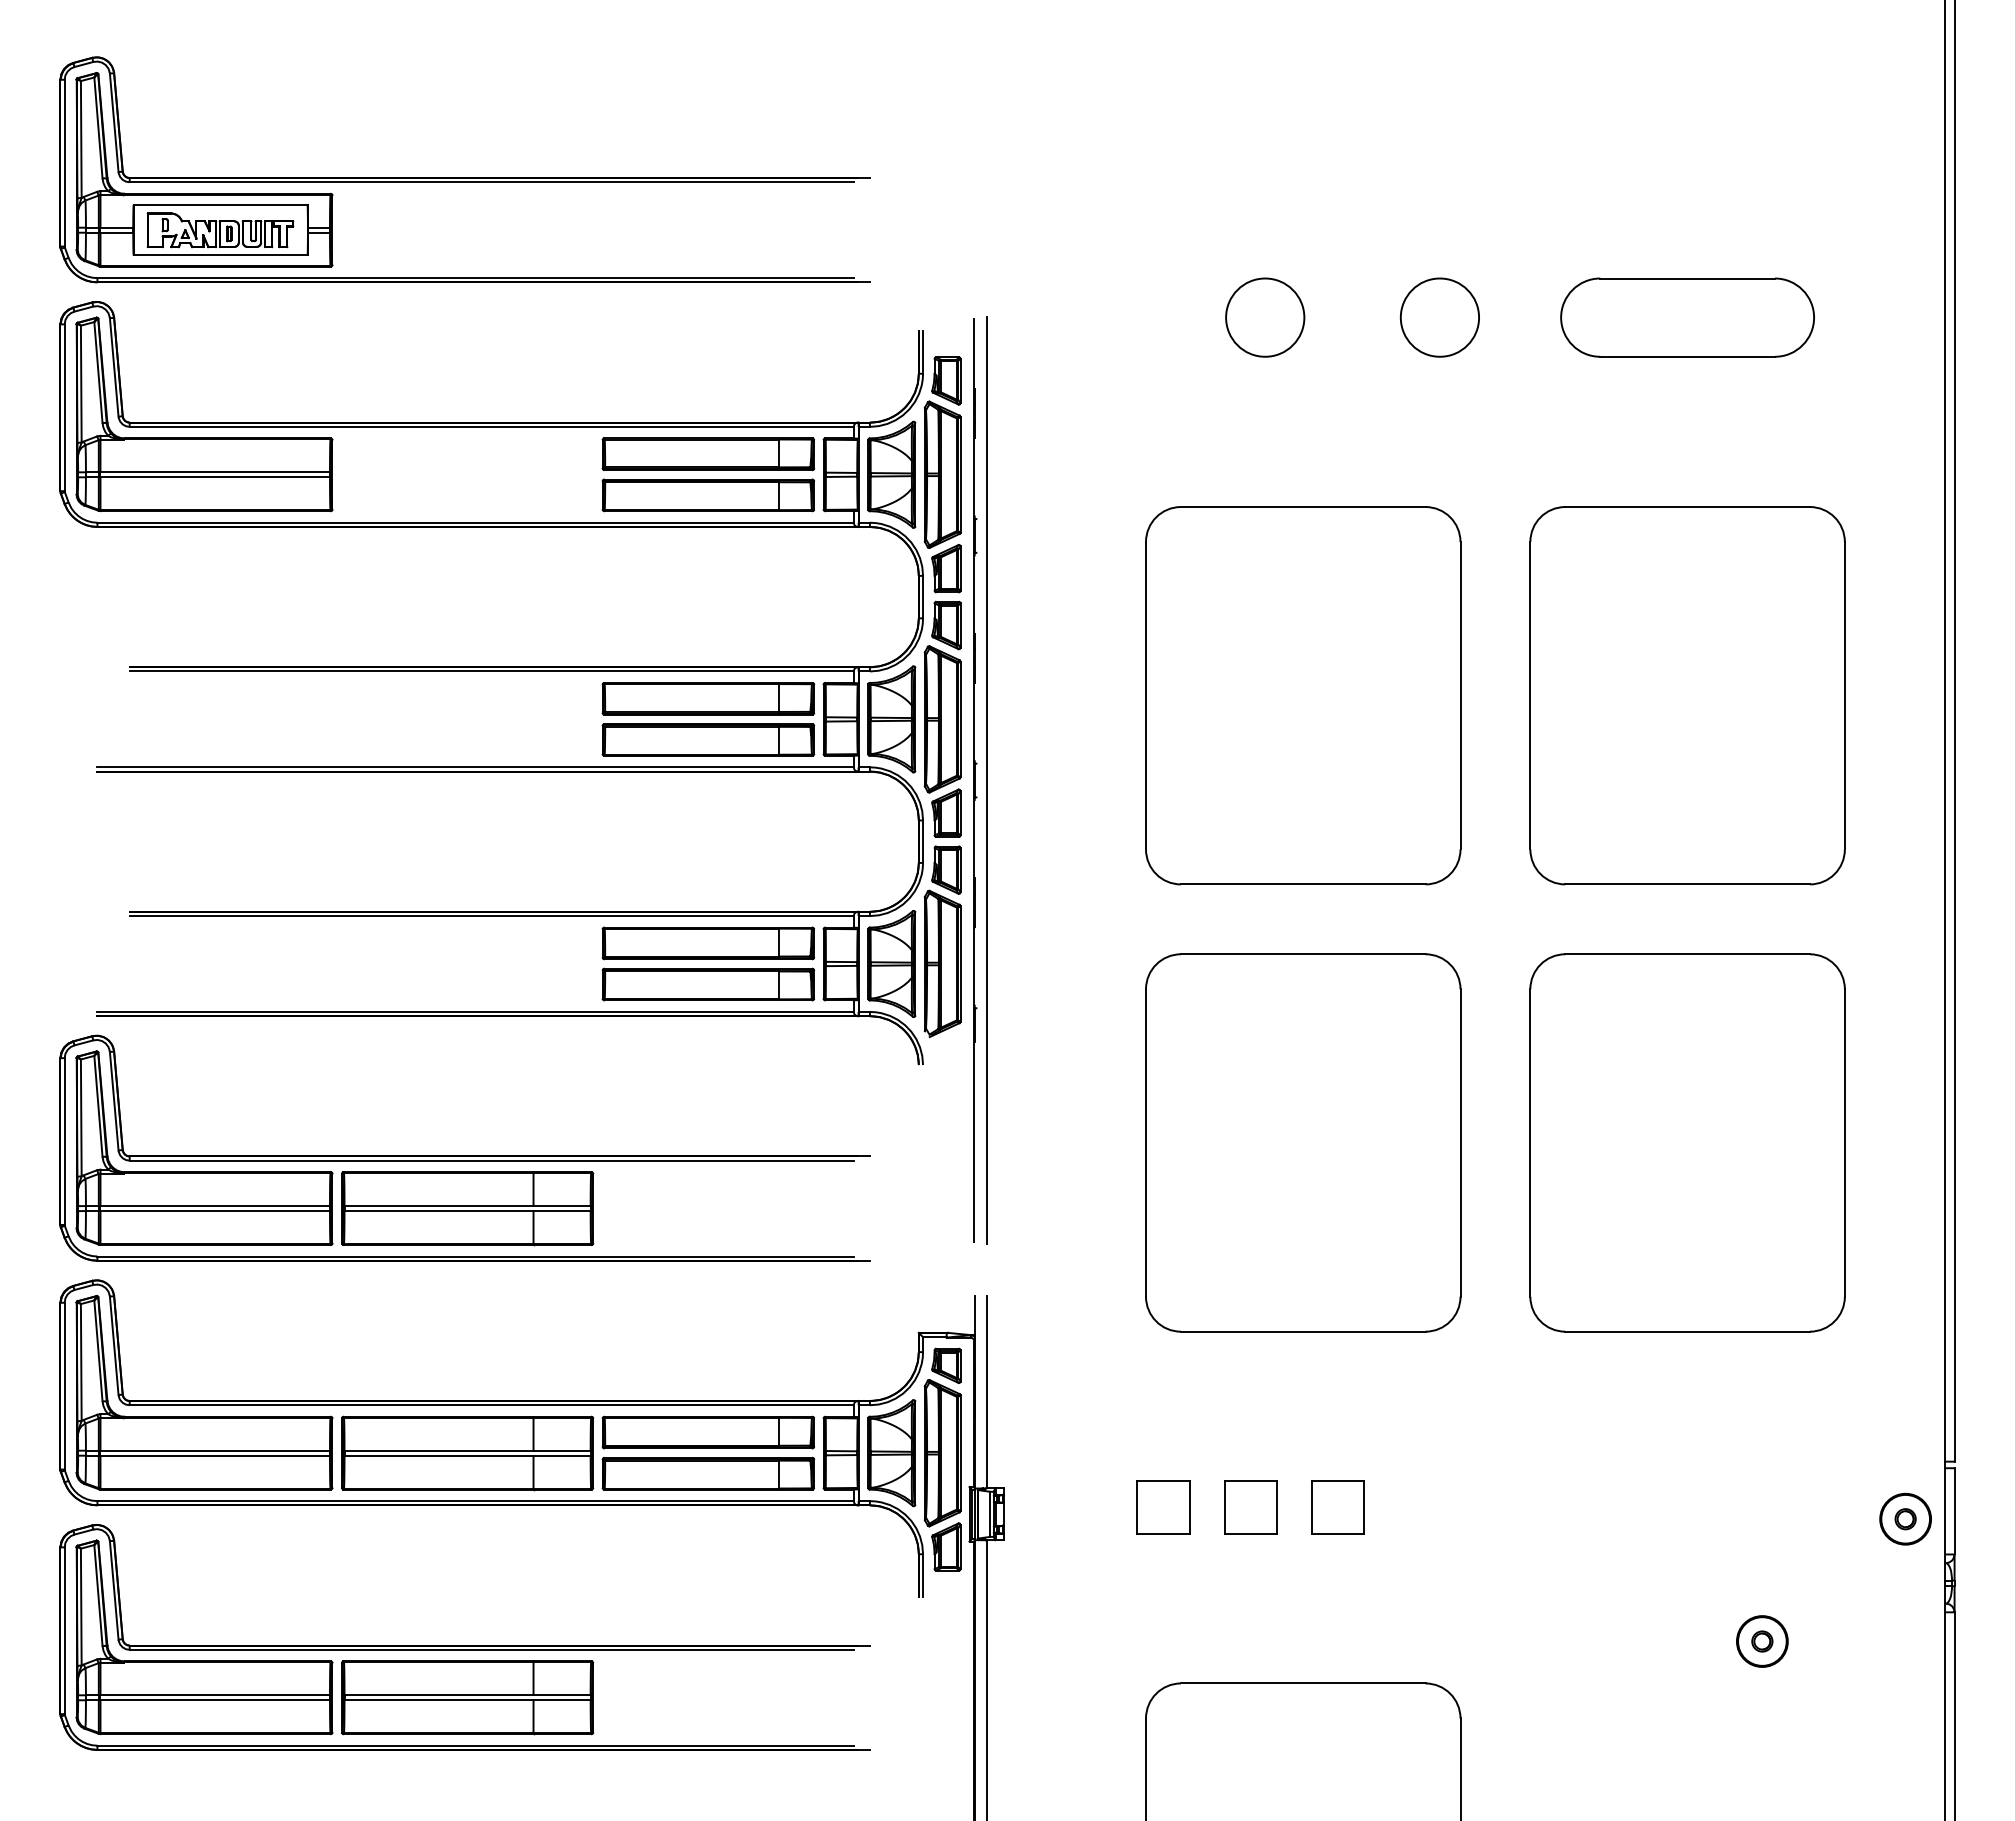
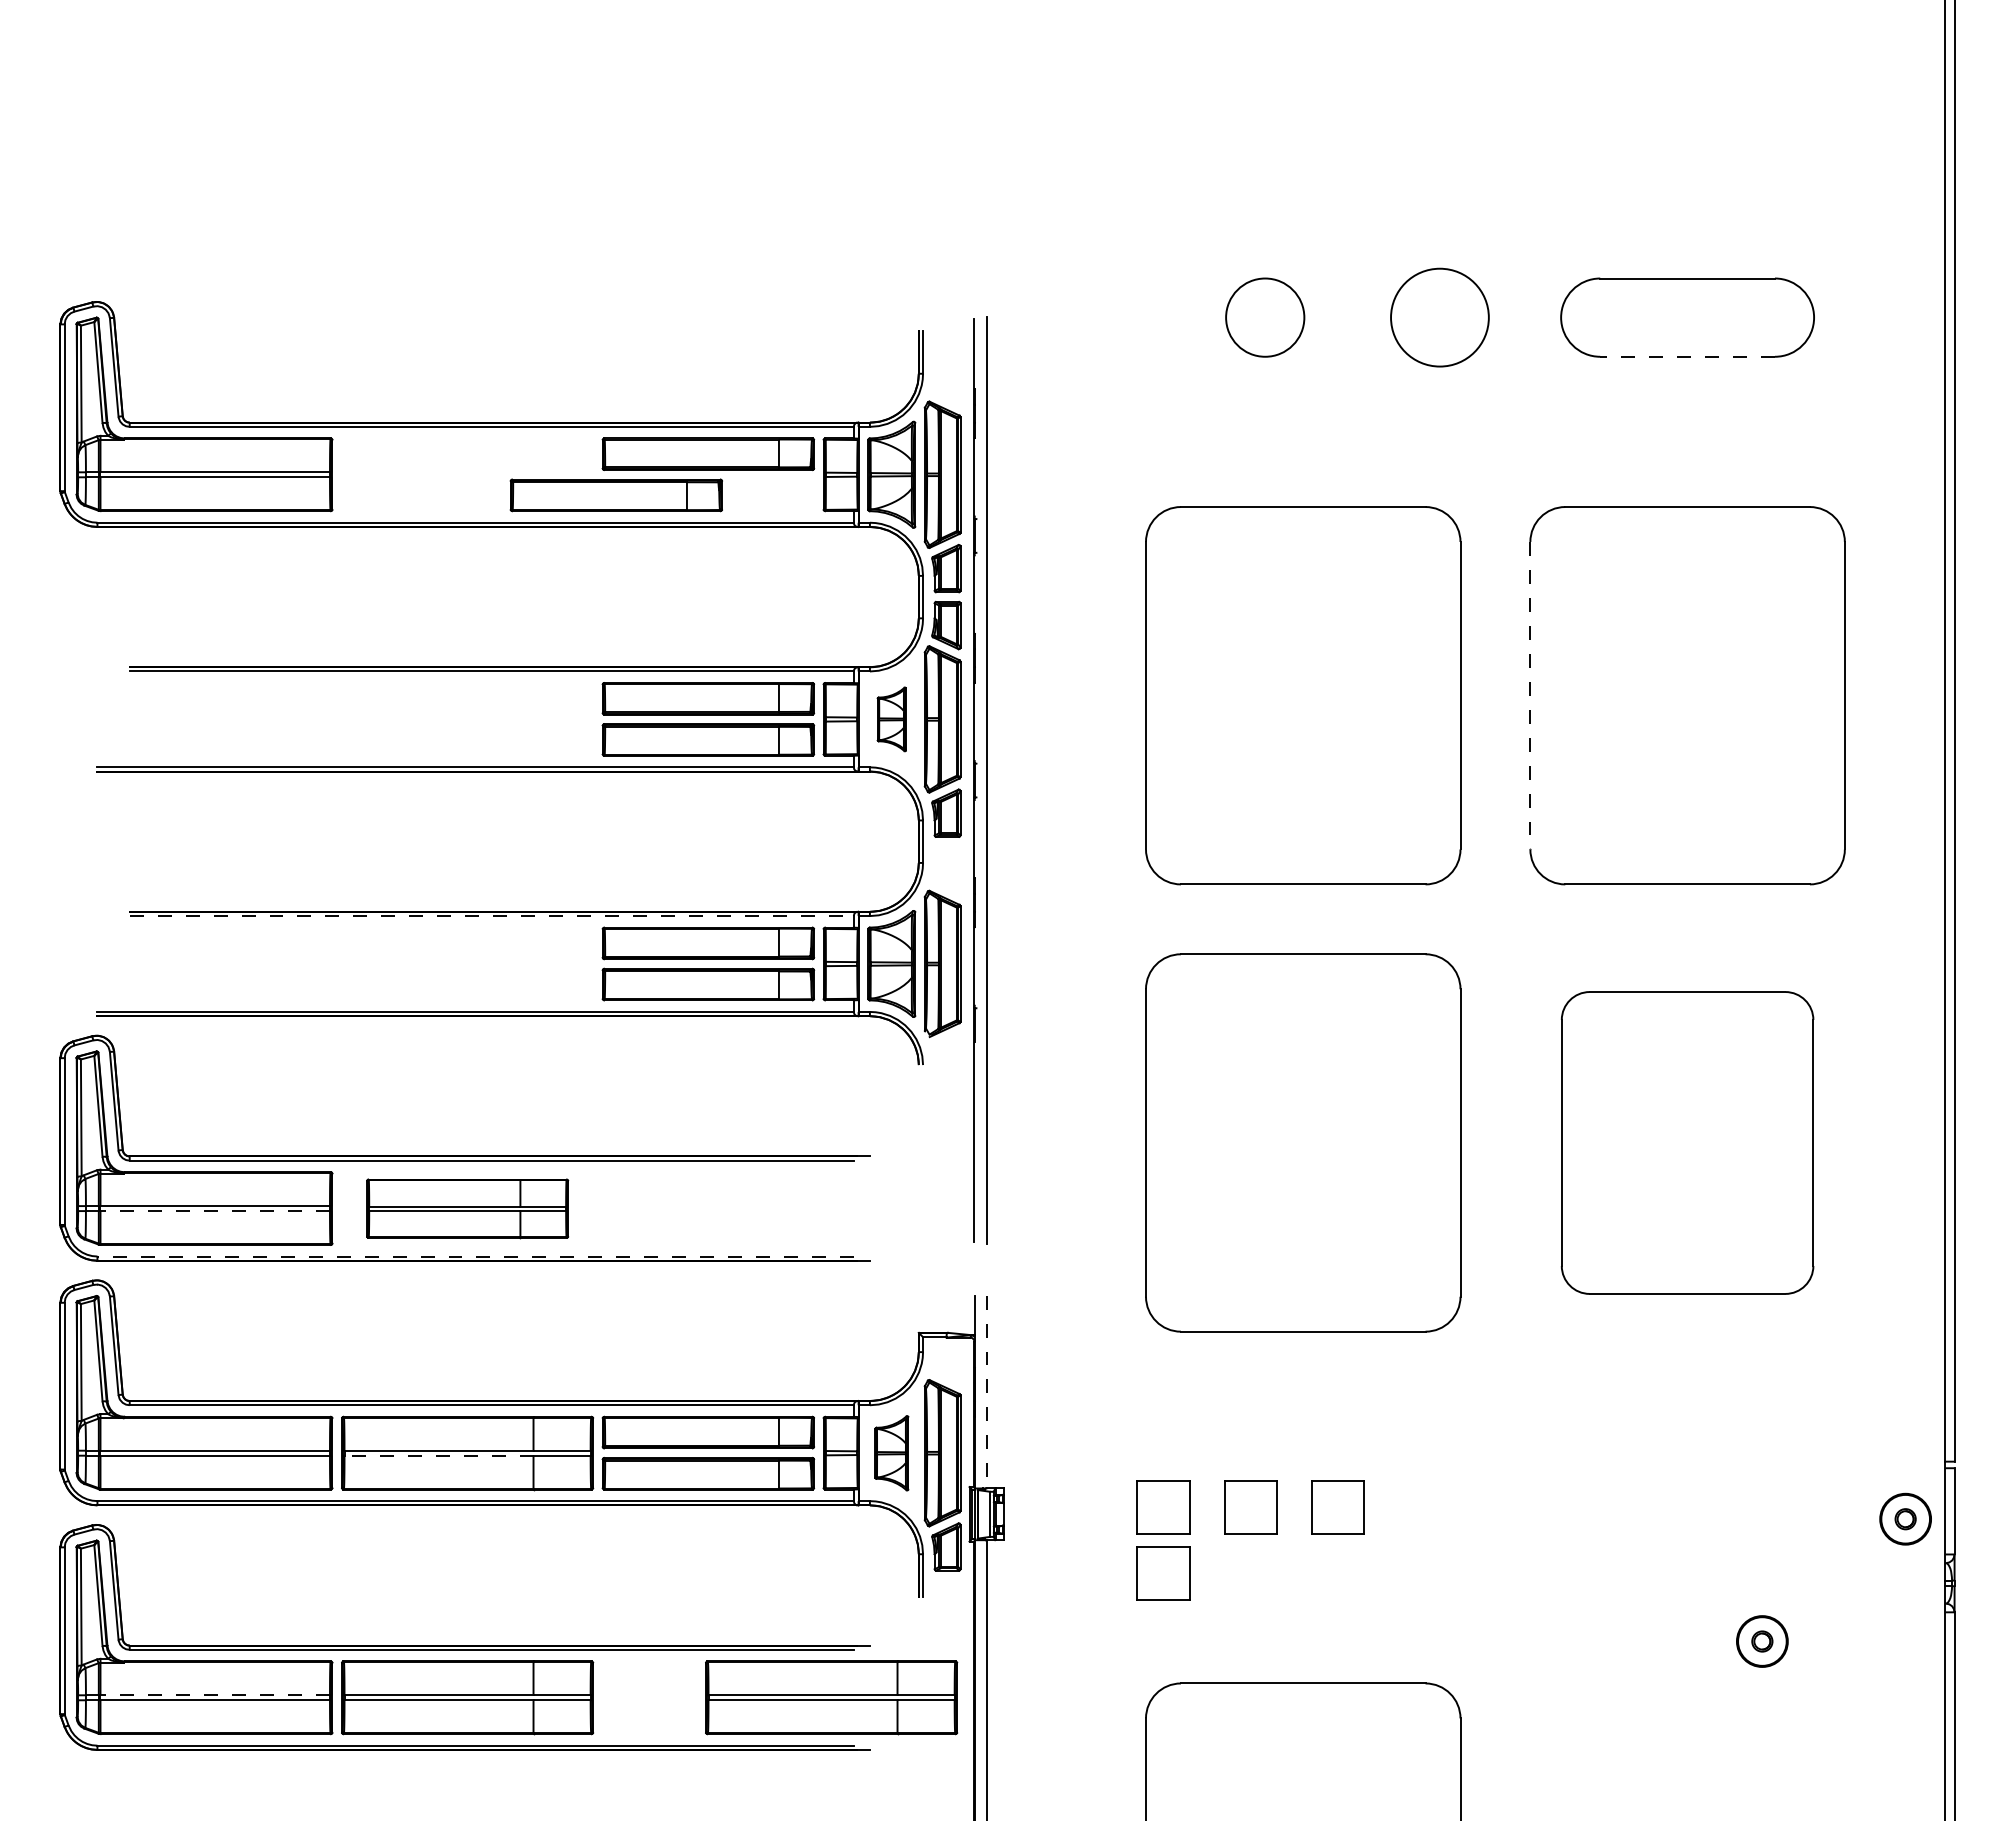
part: present -> none (464, 177)
circle diameter: 78 px -> 98 px (1439, 317)
line: solid -> dashed (1687, 356)
part: present -> none (946, 380)
part position: (707, 495) -> (615, 495) (615, 495)
line: solid -> dashed (1530, 695)
part size: 50x109 px -> 31x67 px (891, 719)
part: present -> none (946, 869)
line: solid -> dashed (492, 916)
part size: 317x380 px -> 255x304 px (1687, 1142)
part size: 254x76 px -> 204x62 px (467, 1208)
line: solid -> dashed (215, 1211)
line: solid -> dashed (475, 1256)
part: present -> none (946, 1365)
line: solid -> dashed (987, 1392)
part size: 50x109 px -> 36x77 px (891, 1453)
line: solid -> dashed (439, 1455)
part: none -> present (1163, 1573)
line: solid -> dashed (215, 1695)
part: none -> present (831, 1697)
